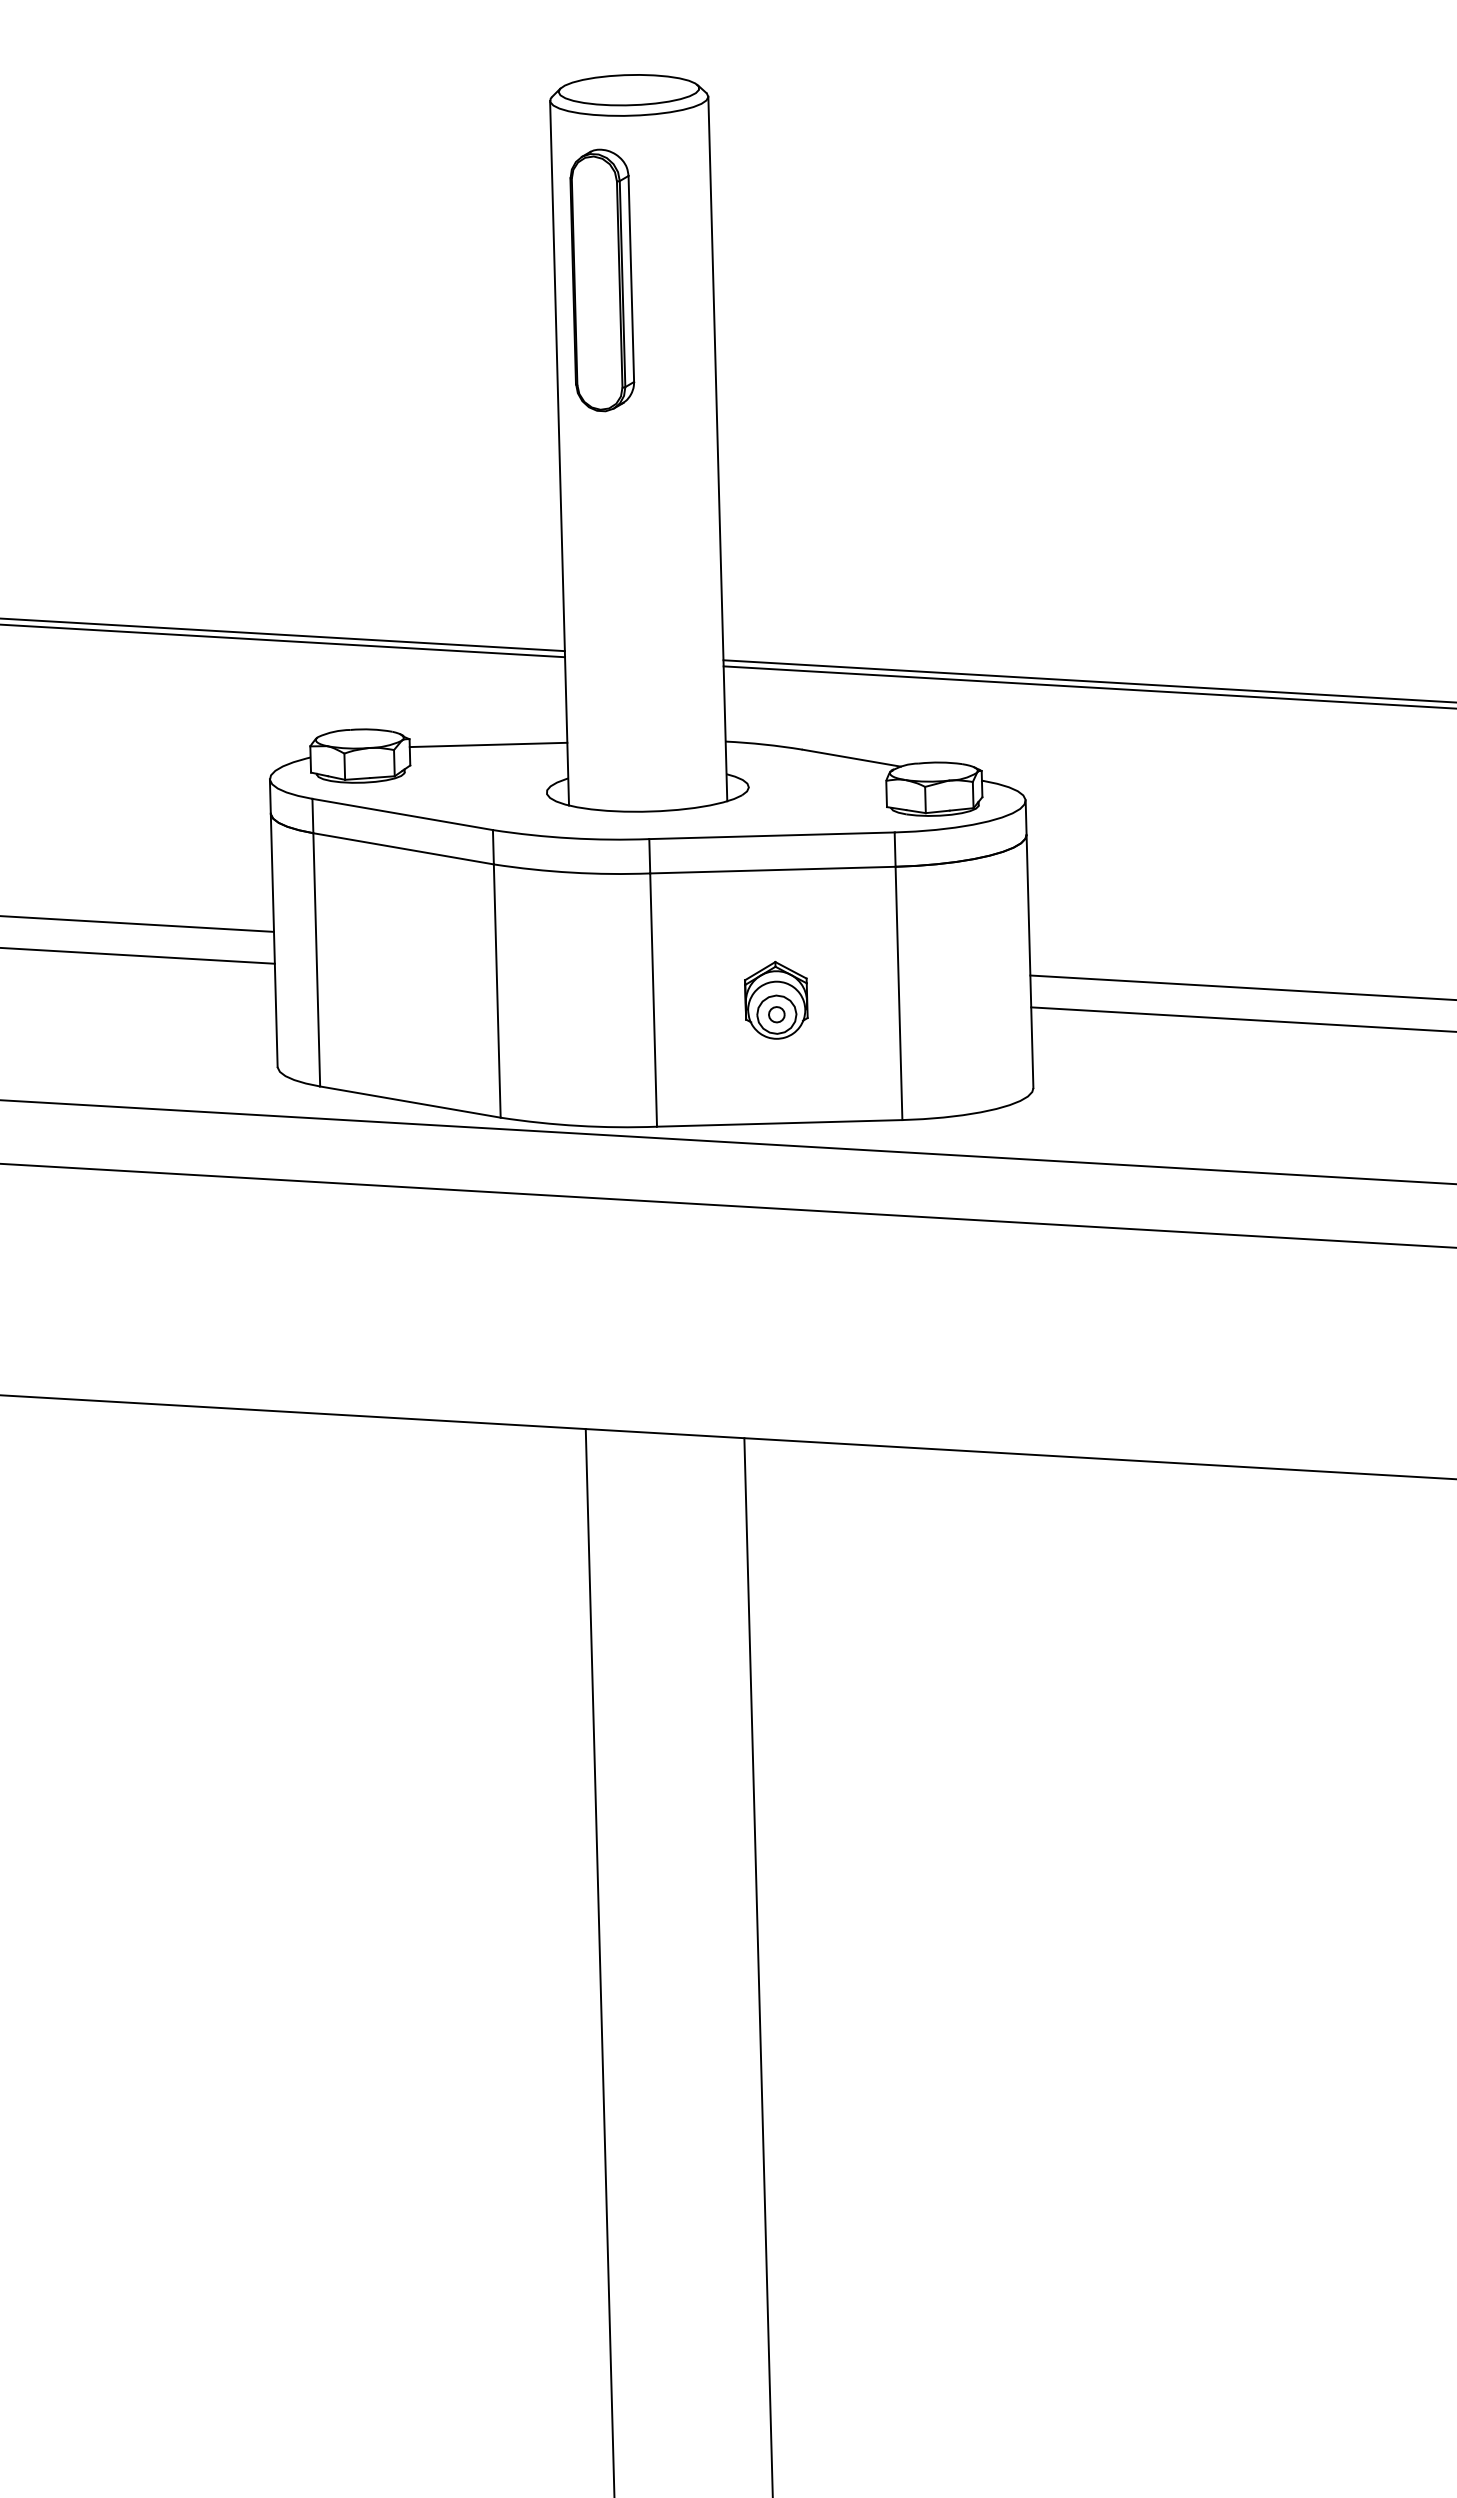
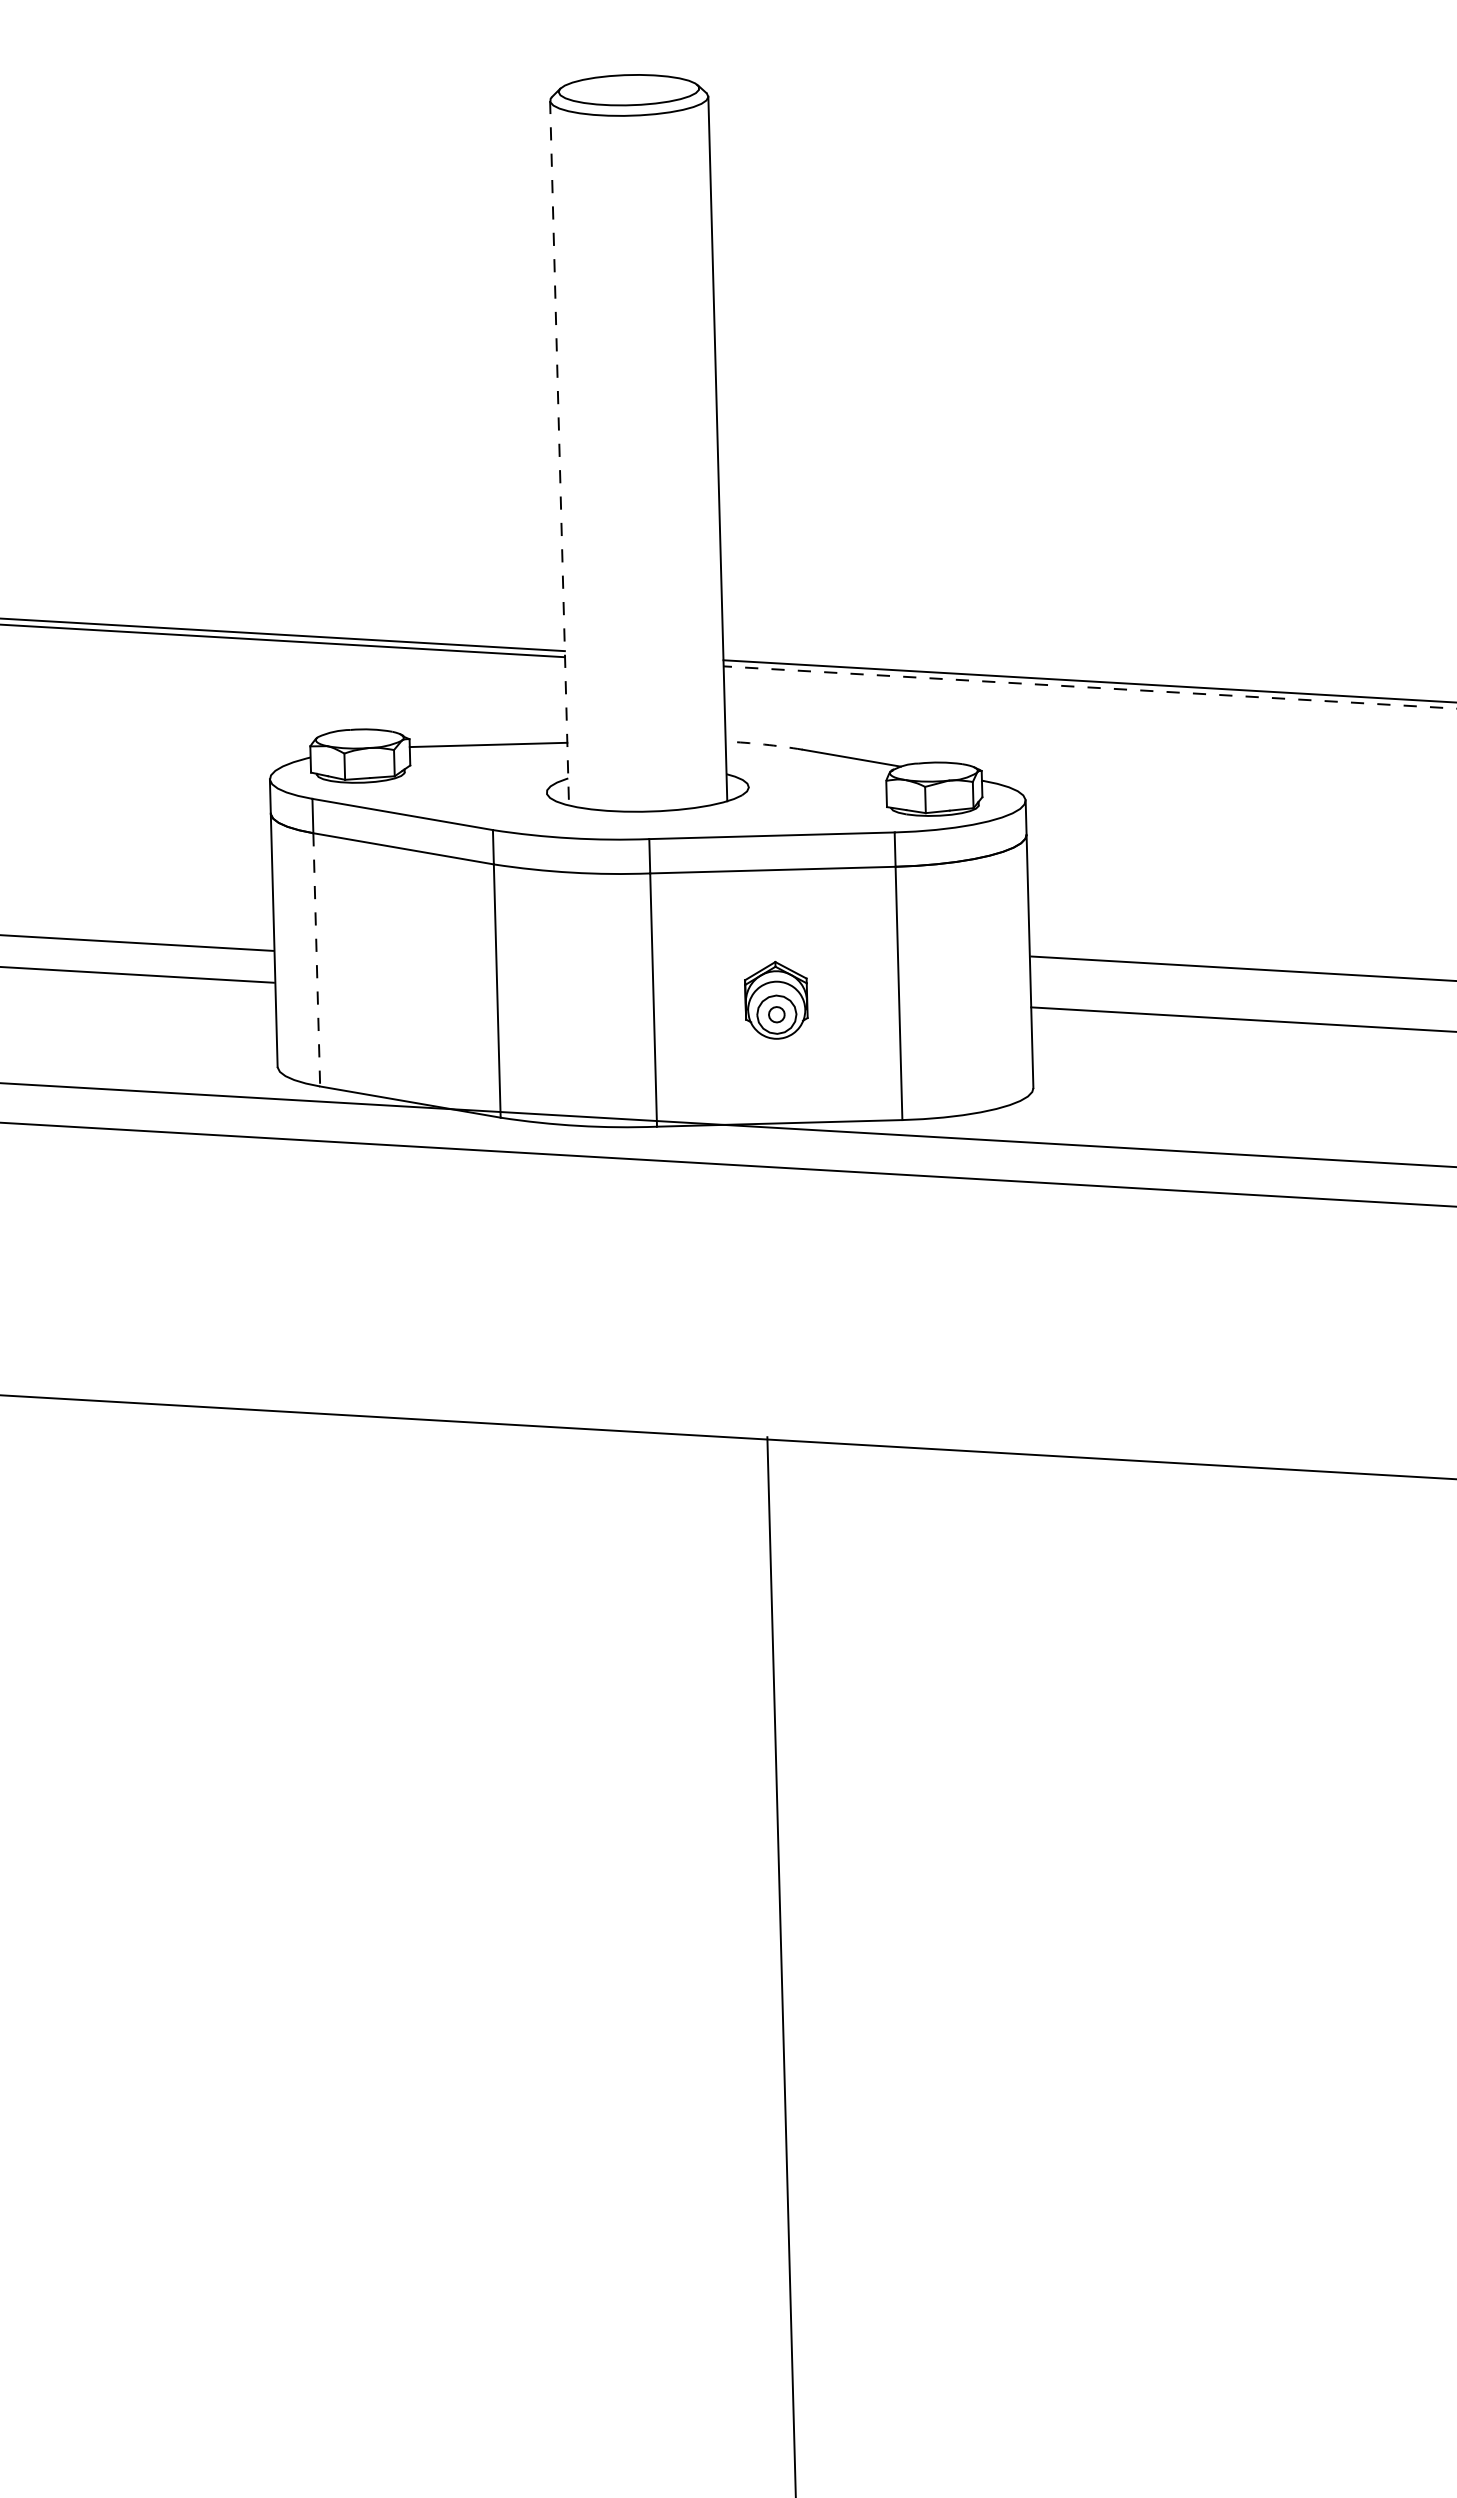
part: present -> none (602, 280)
line: solid -> dashed (559, 453)
line: solid -> dashed (1090, 687)
arc: solid -> dashed (764, 744)
line position: (138, 923) -> (137, 942) (137, 942)
line position: (138, 955) -> (137, 974) (137, 974)
line: solid -> dashed (316, 959)
line position: (1241, 987) -> (1242, 968) (1242, 968)
line position: (727, 1142) -> (727, 1124) (727, 1124)
line position: (727, 1205) -> (727, 1164) (727, 1164)
line: present -> none (599, 1961)
line position: (758, 1966) -> (781, 1965) (781, 1965)
